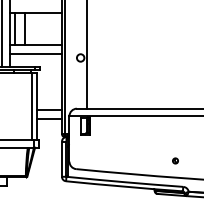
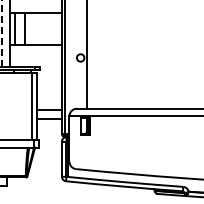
line: solid -> dashed (1, 33)
line: present -> none (35, 54)
part: present -> none (175, 160)
